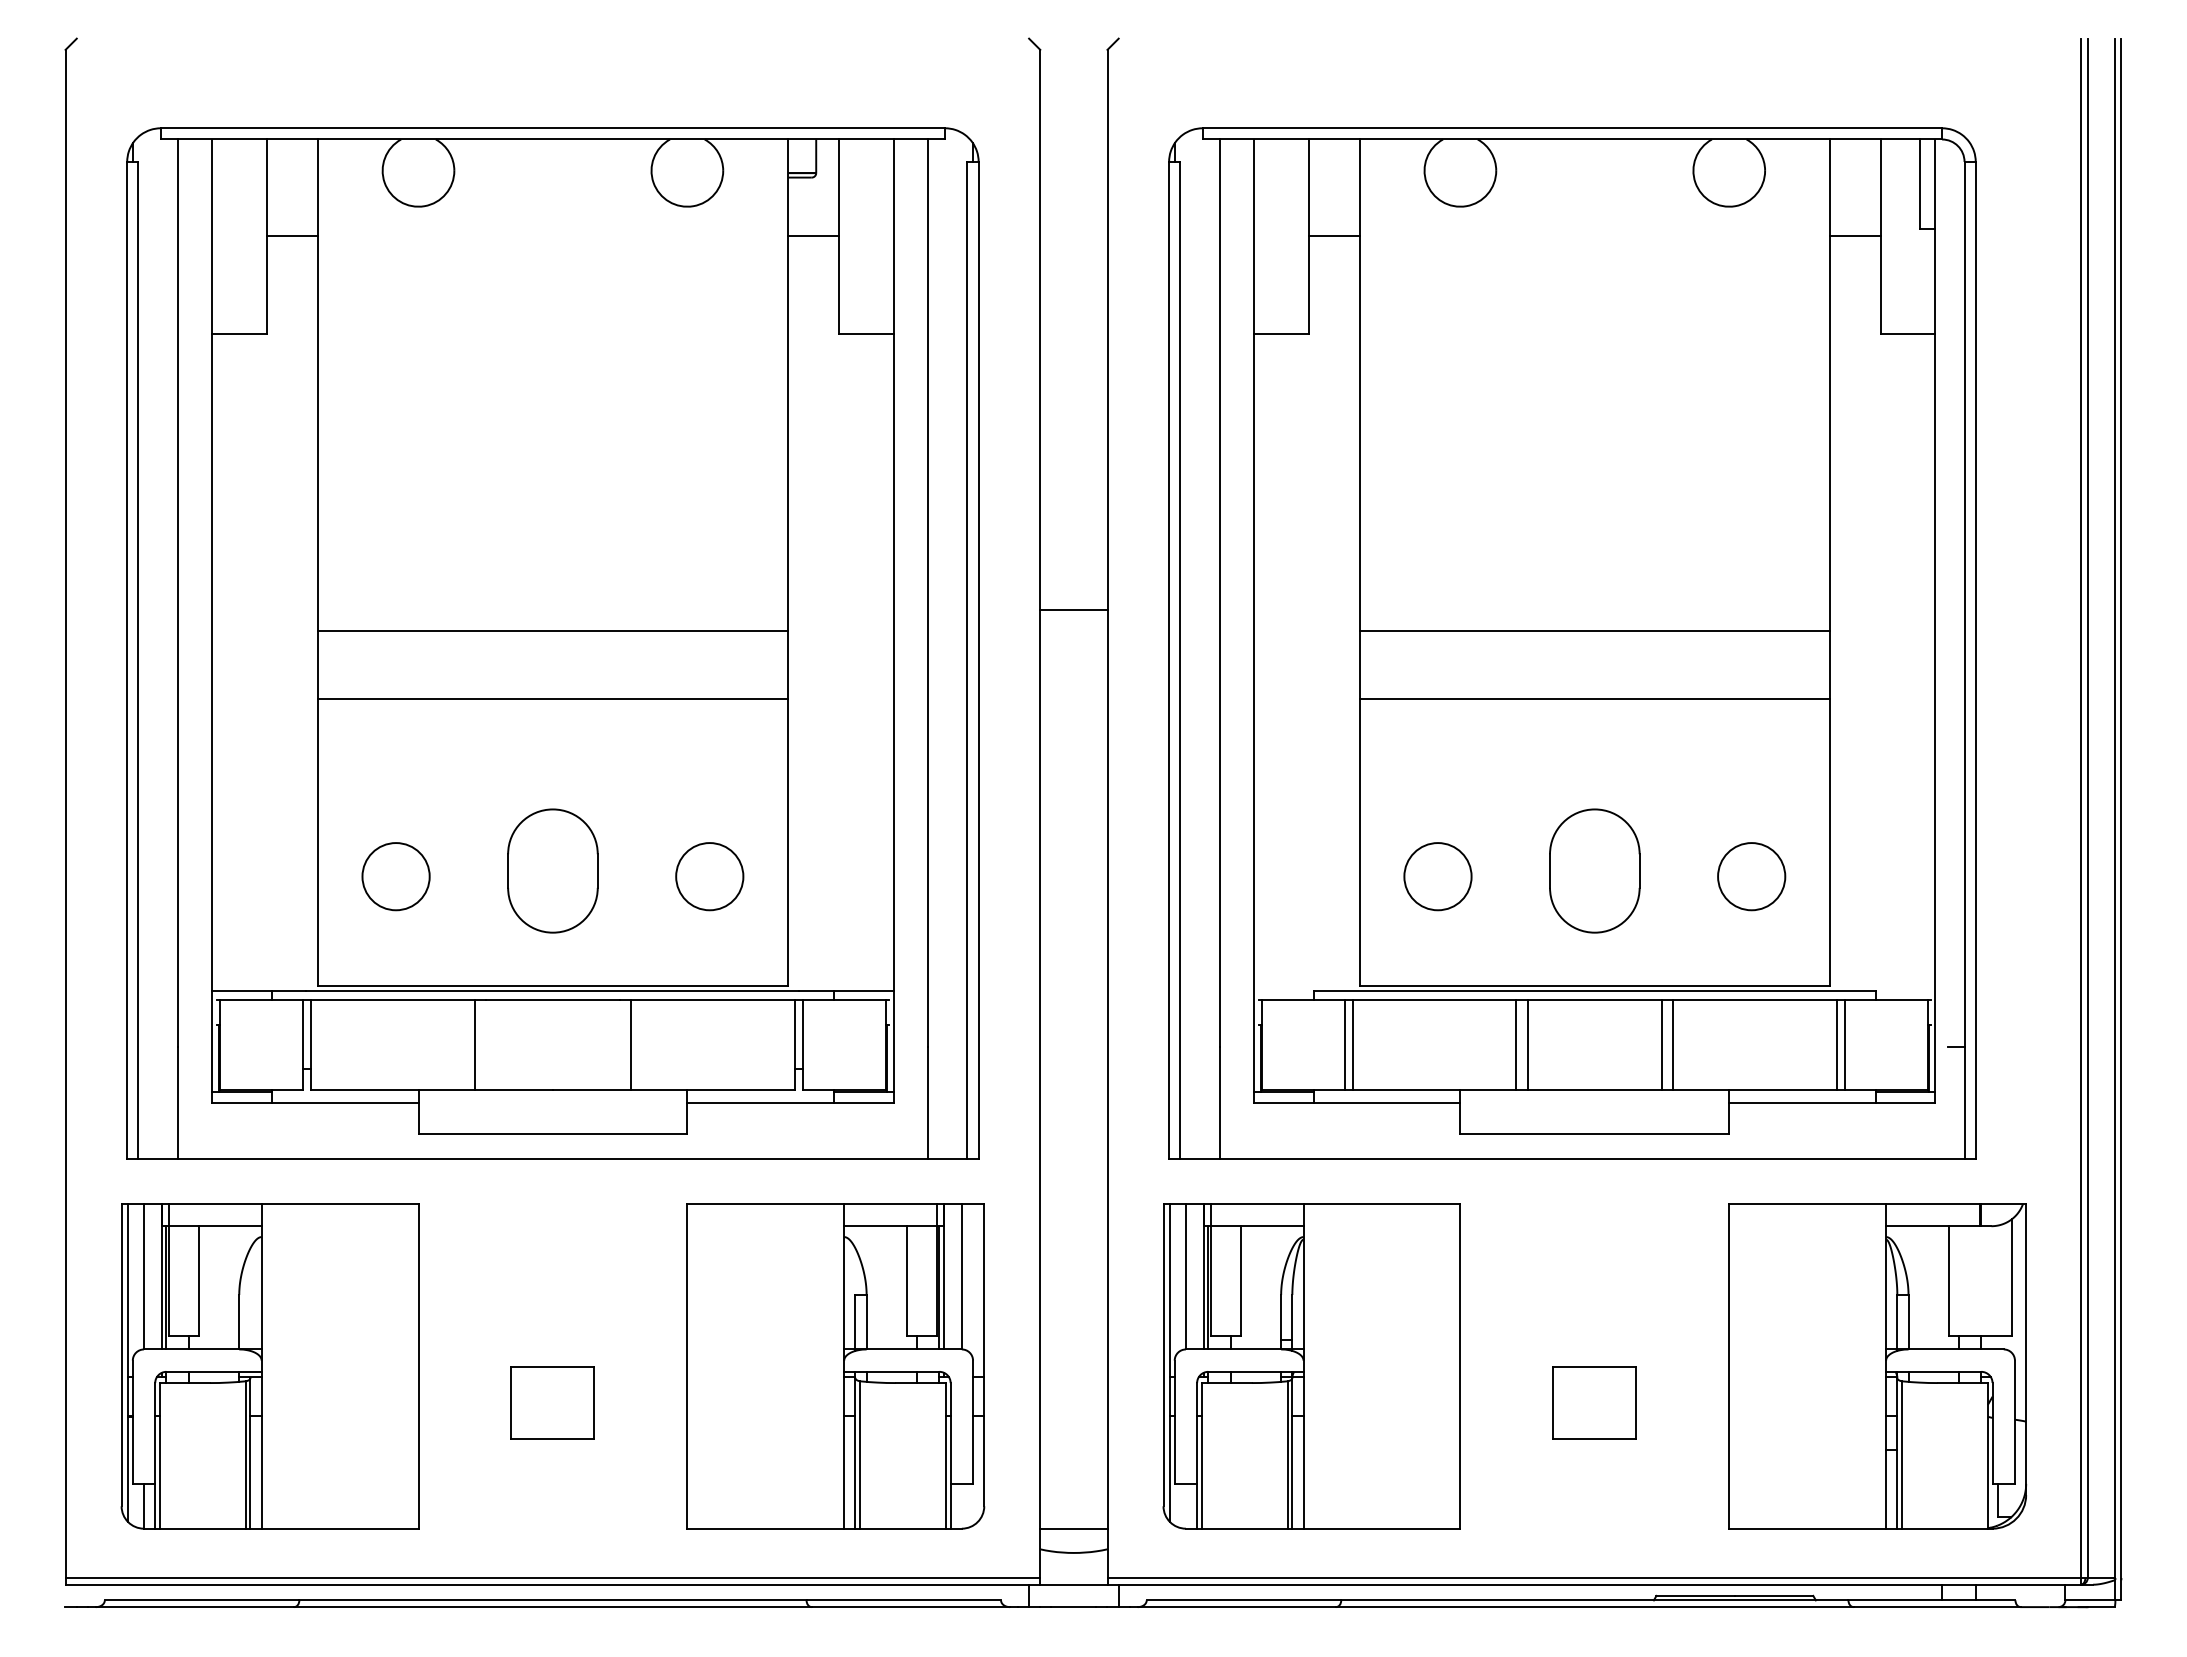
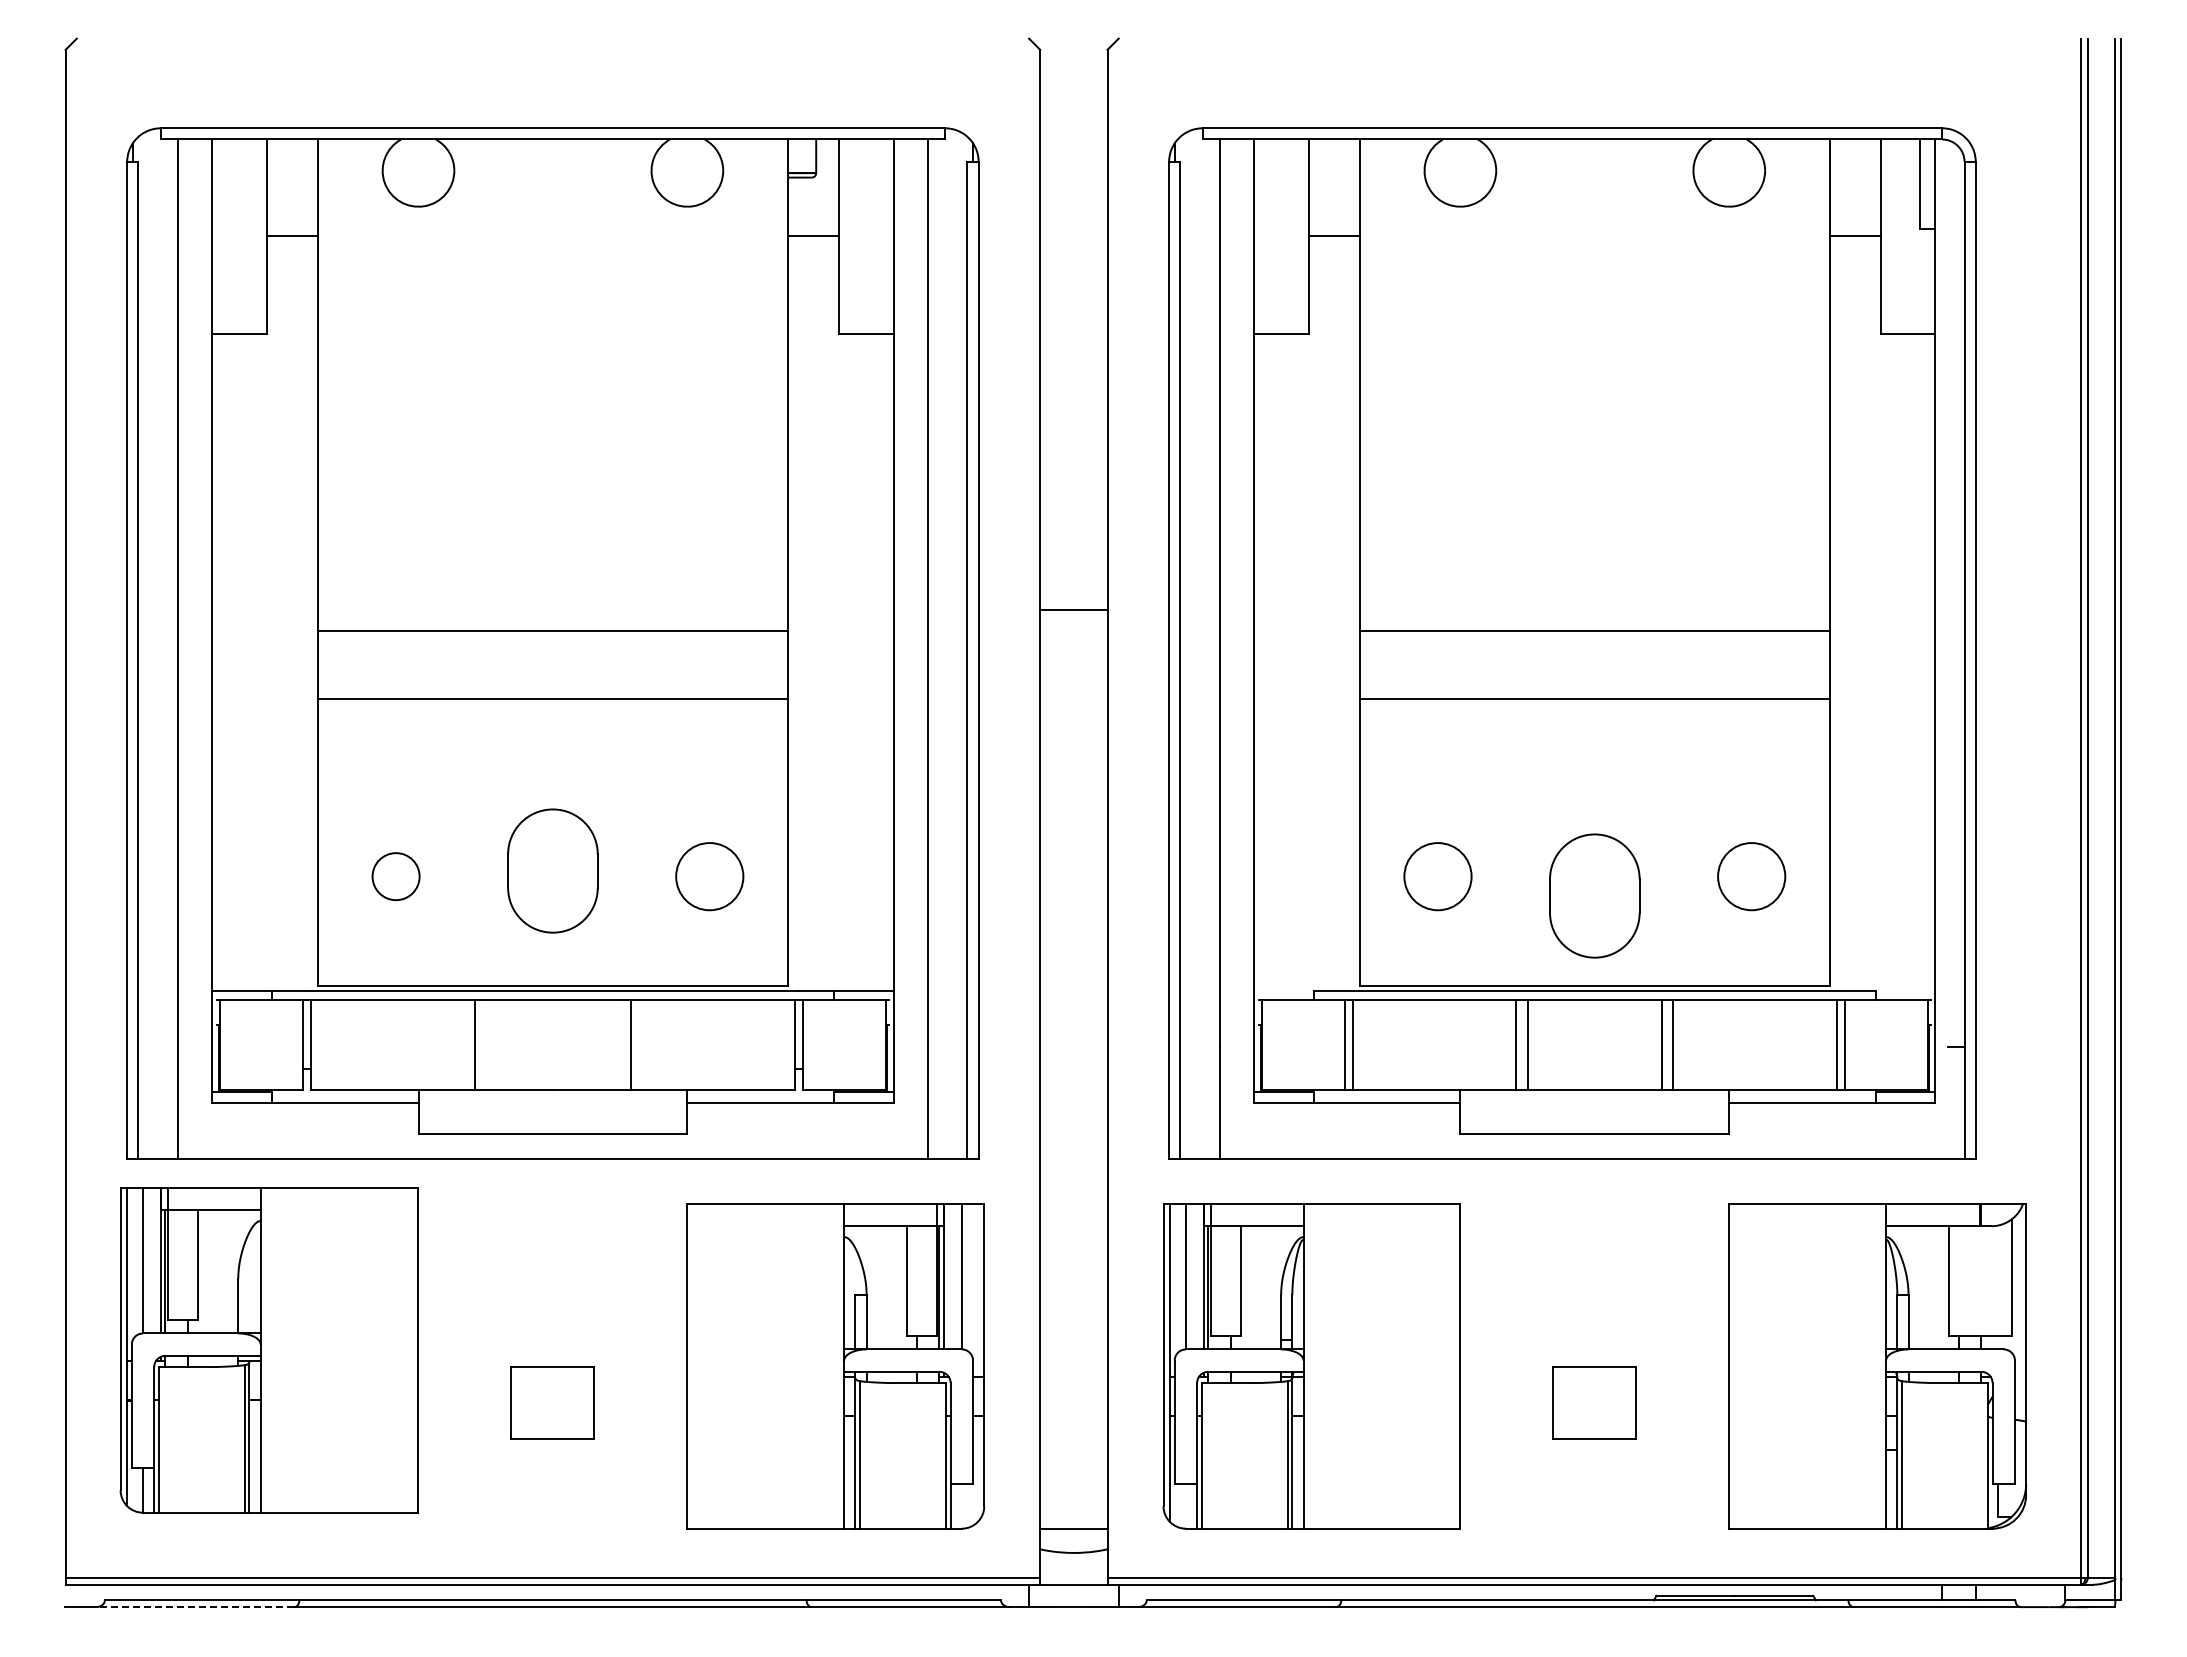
part position: (1594, 870) -> (1594, 895) (1594, 895)
circle diameter: 67 px -> 47 px (395, 876)
part position: (269, 1366) -> (268, 1350) (268, 1350)
line: solid -> dashed (194, 1607)
